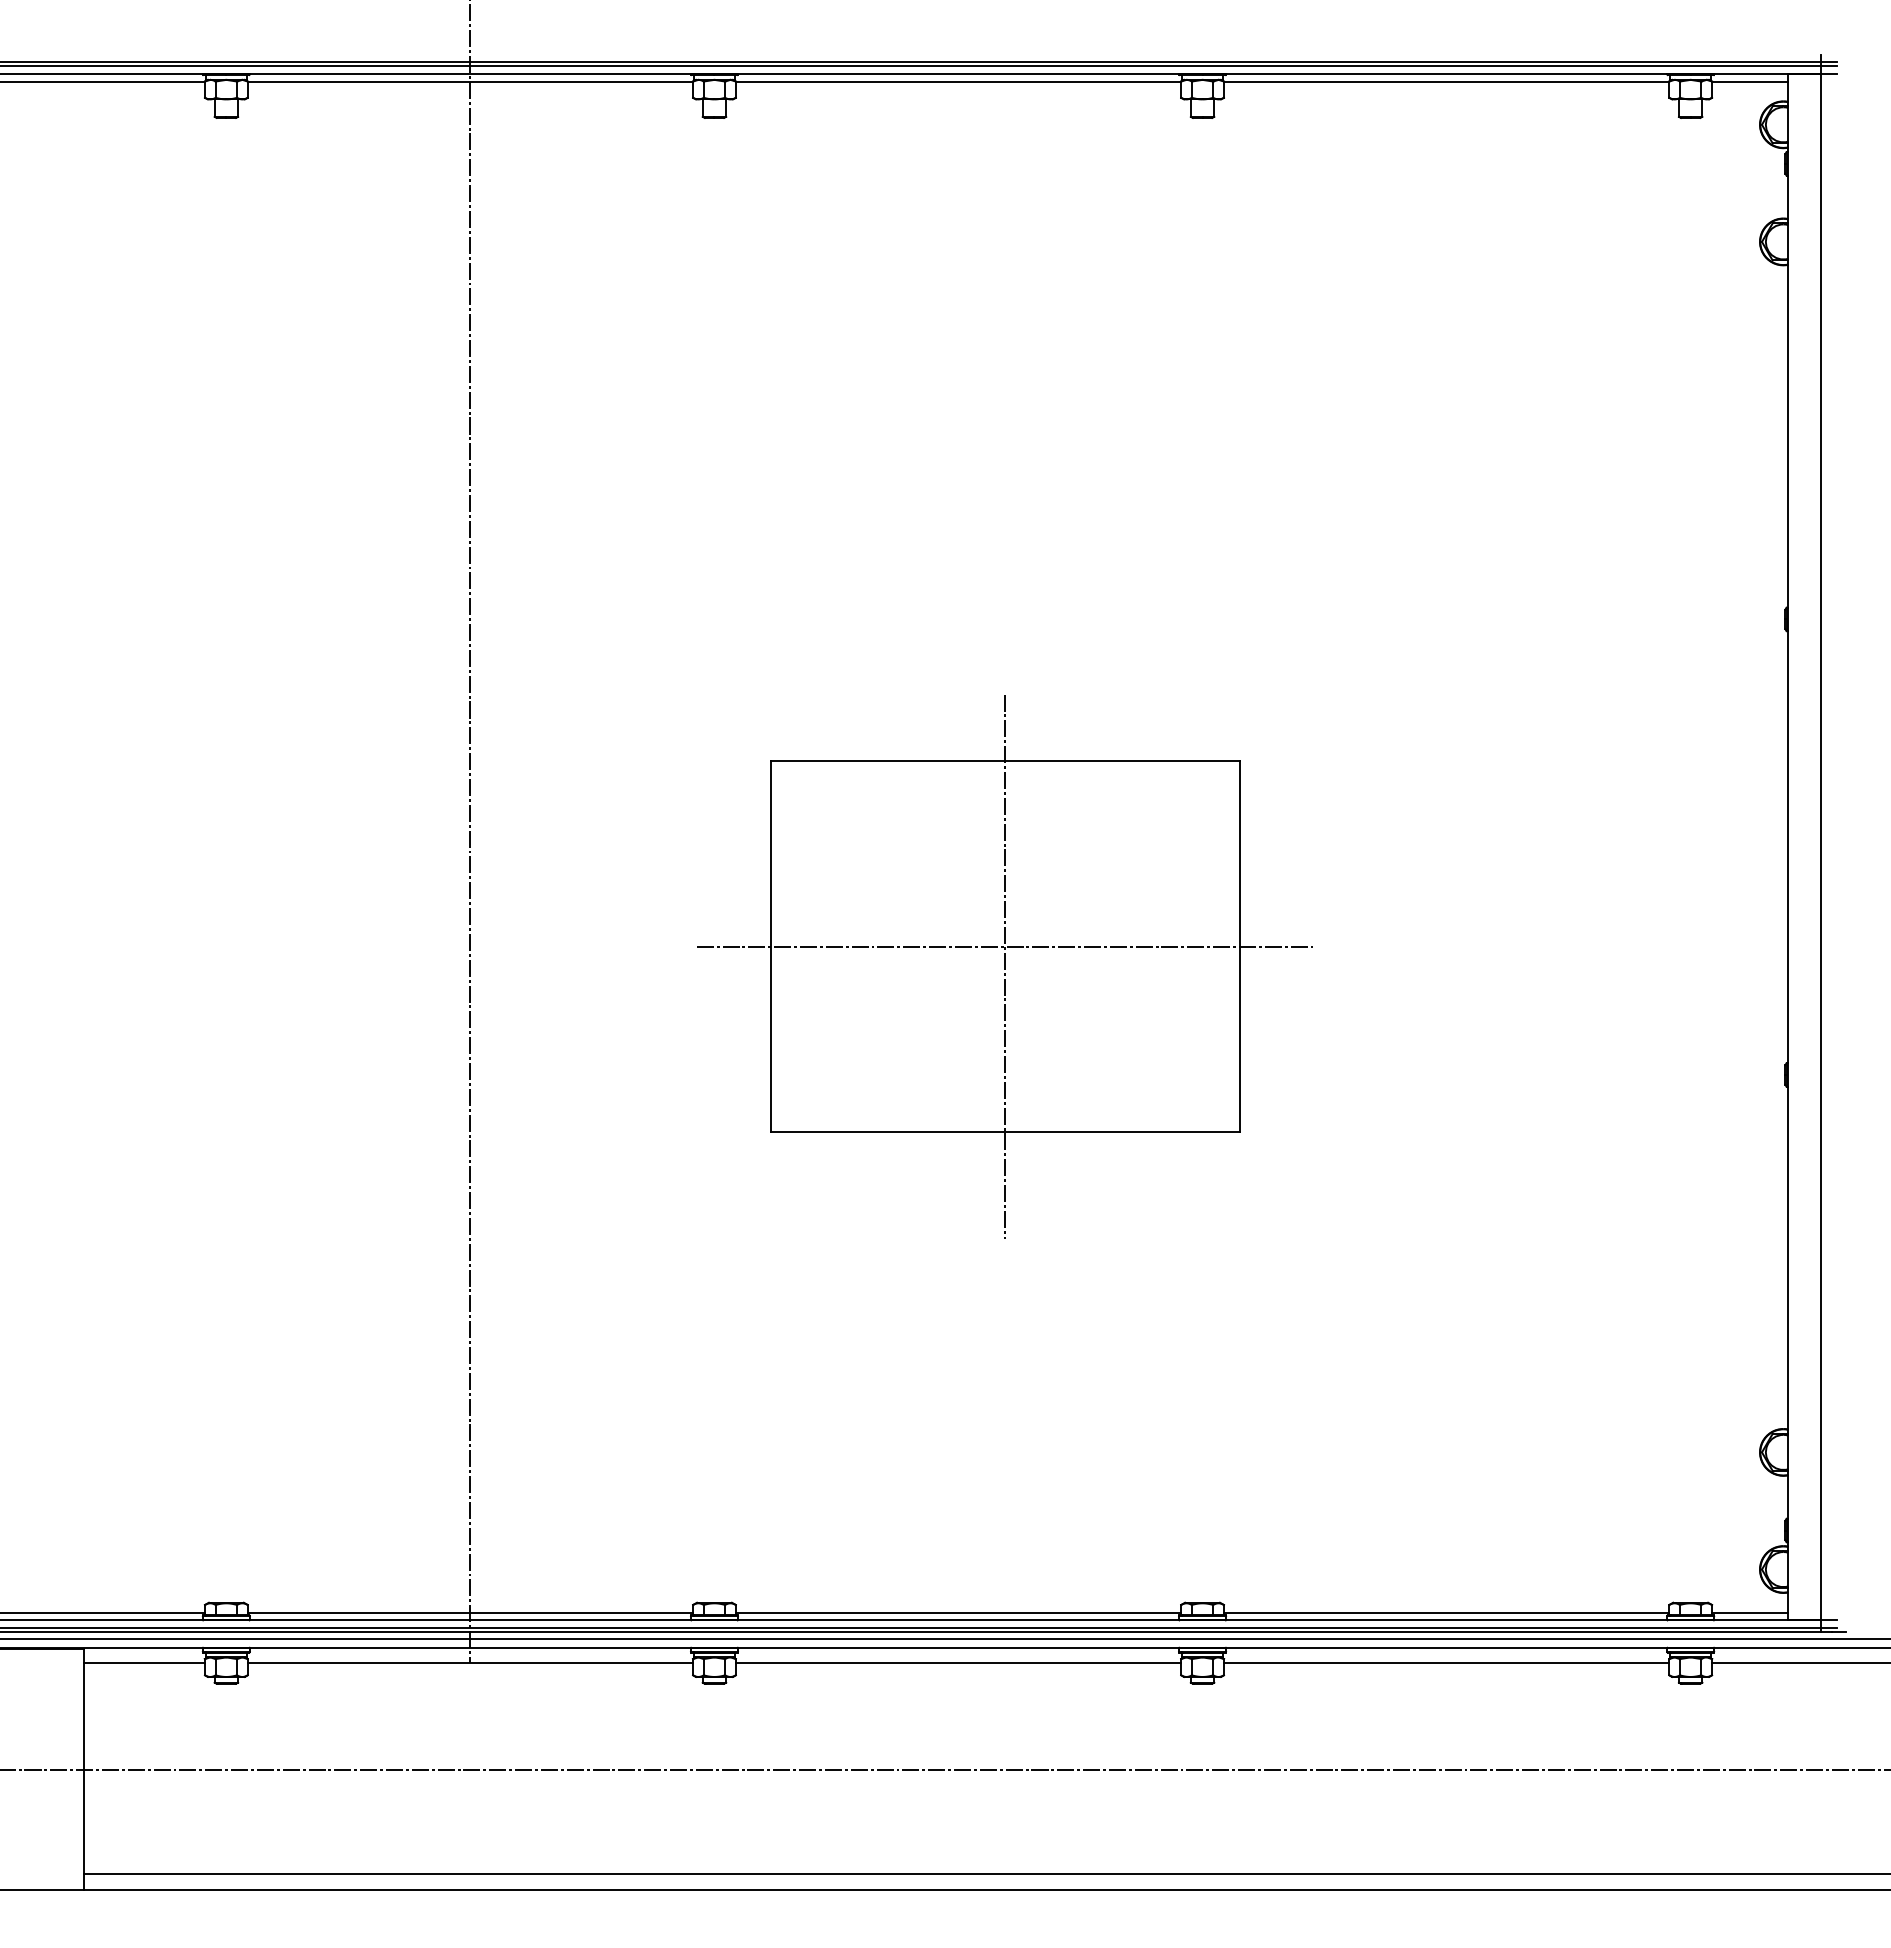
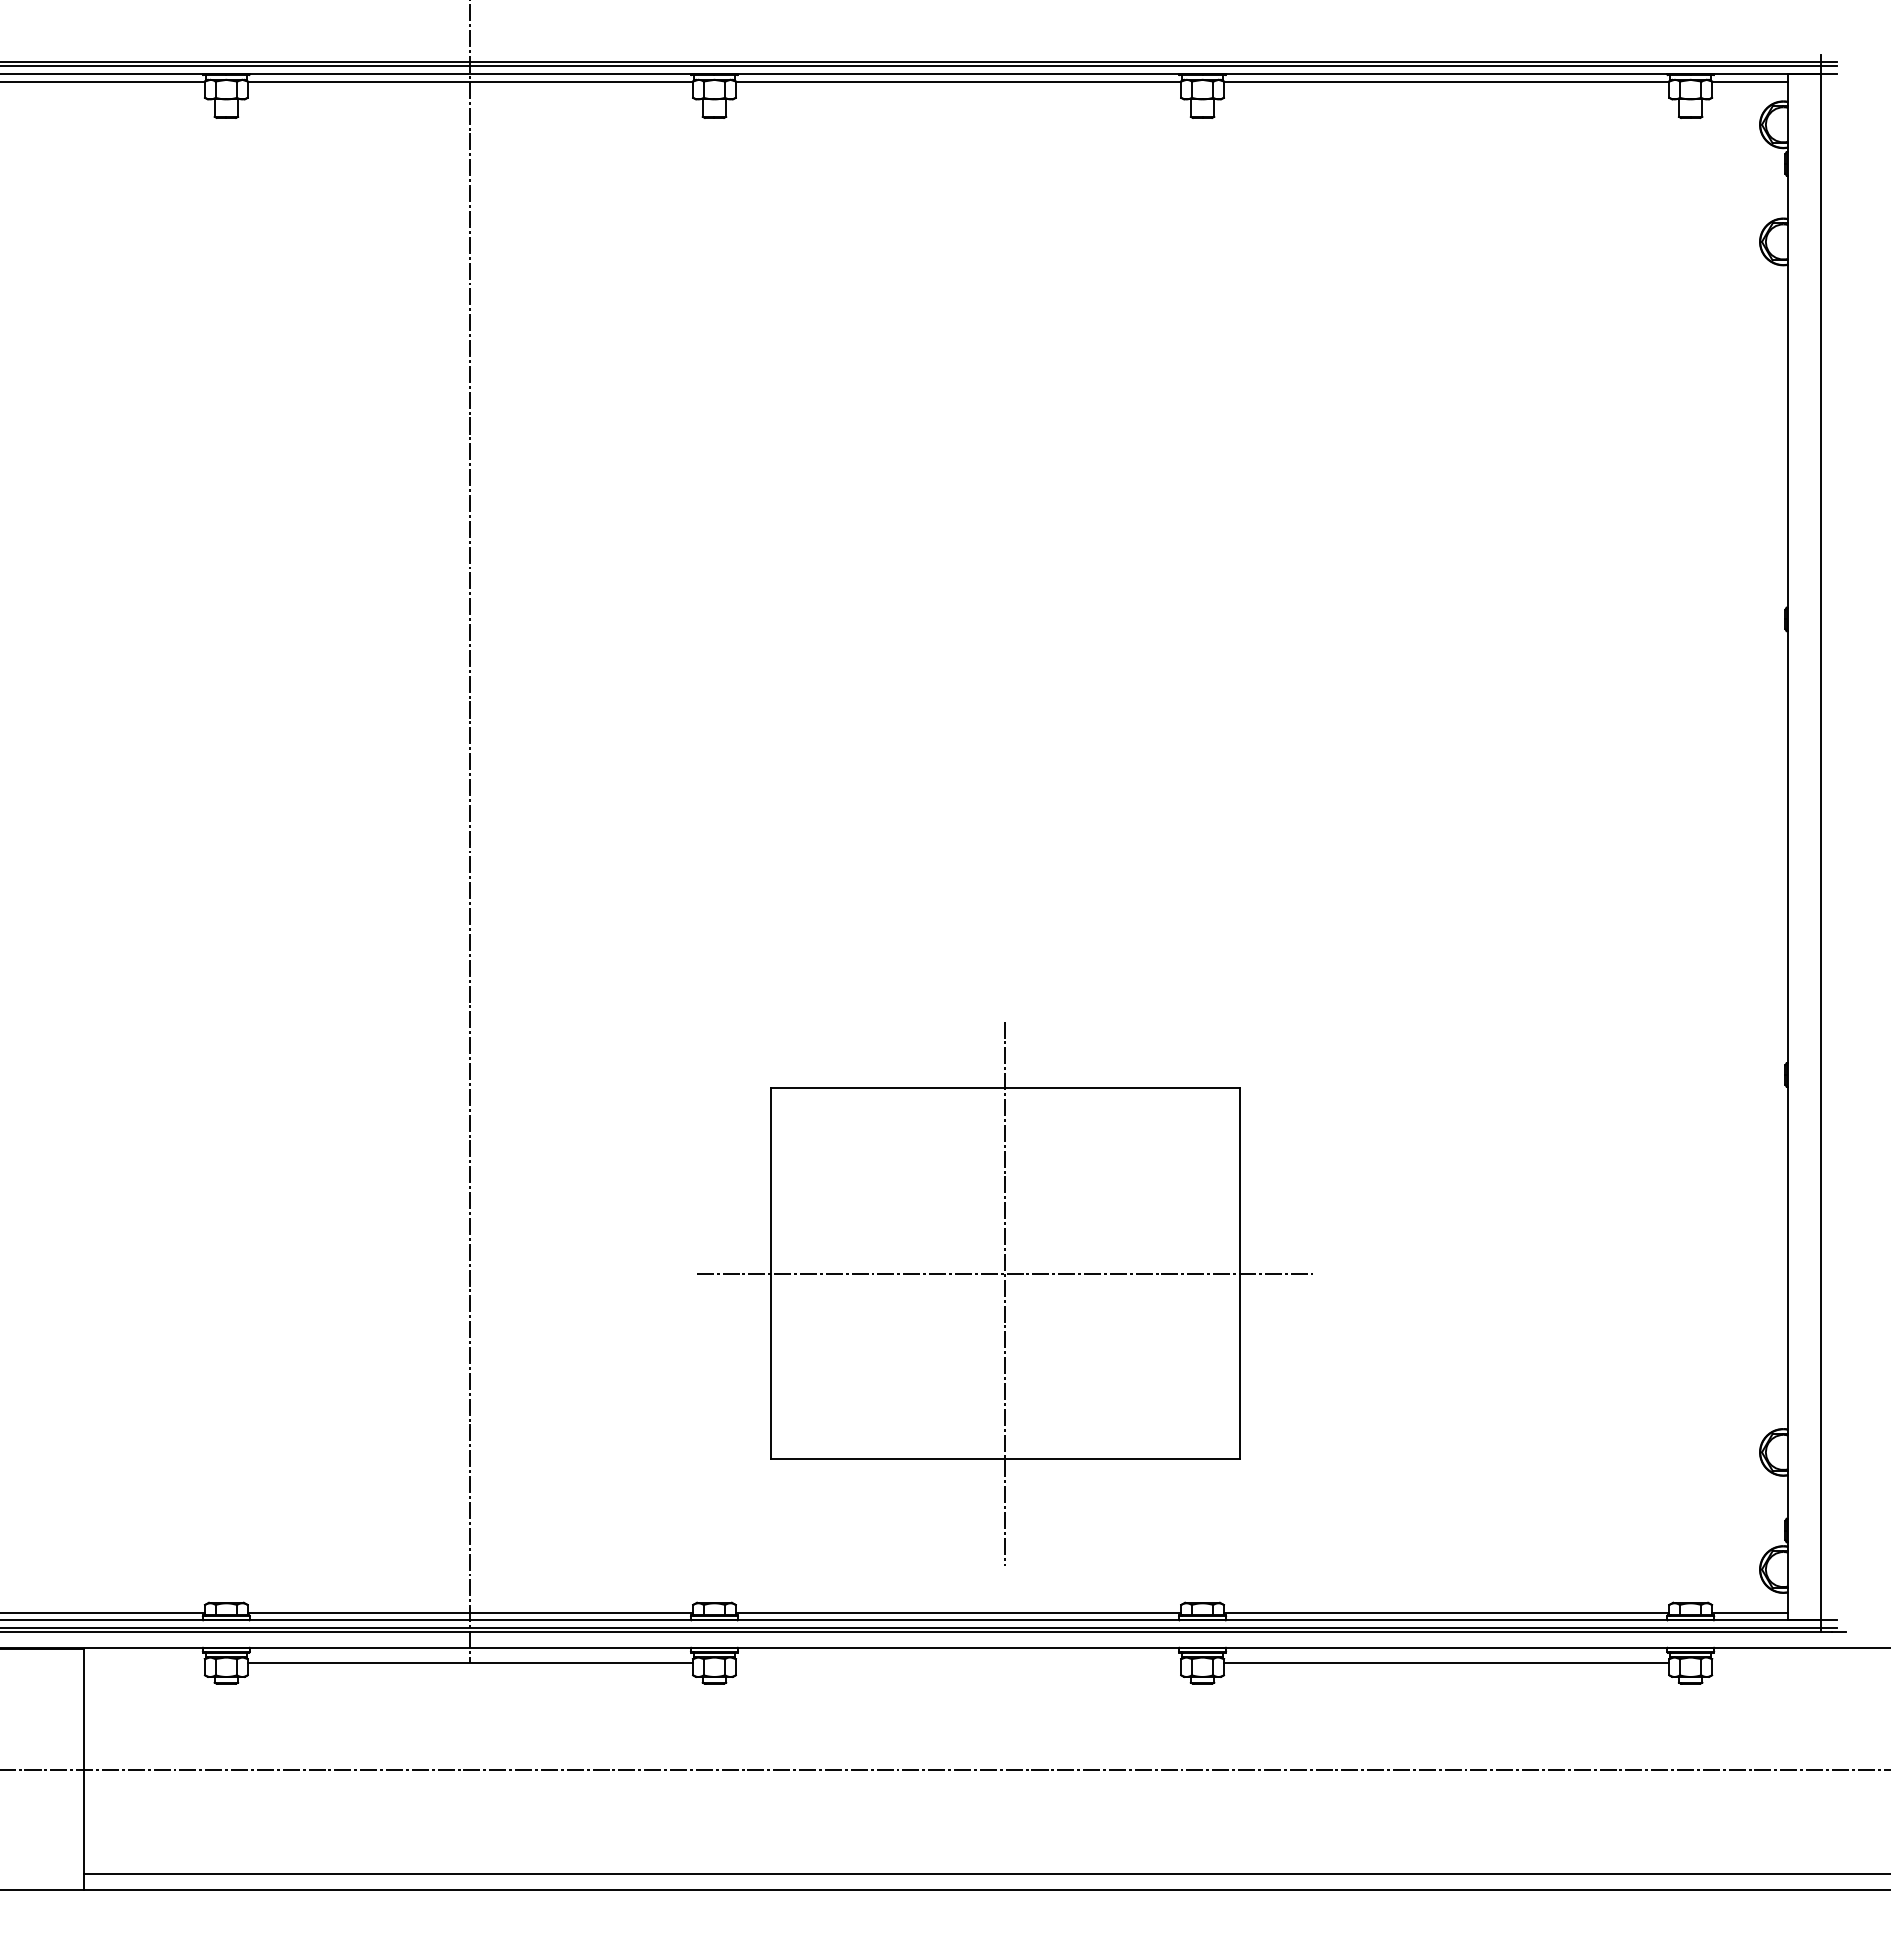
part position: (1004, 966) -> (1004, 1293) (1004, 1293)
line: present -> none (944, 1639)
line: present -> none (143, 1663)
line: present -> none (958, 1663)
line: present -> none (1799, 1663)
